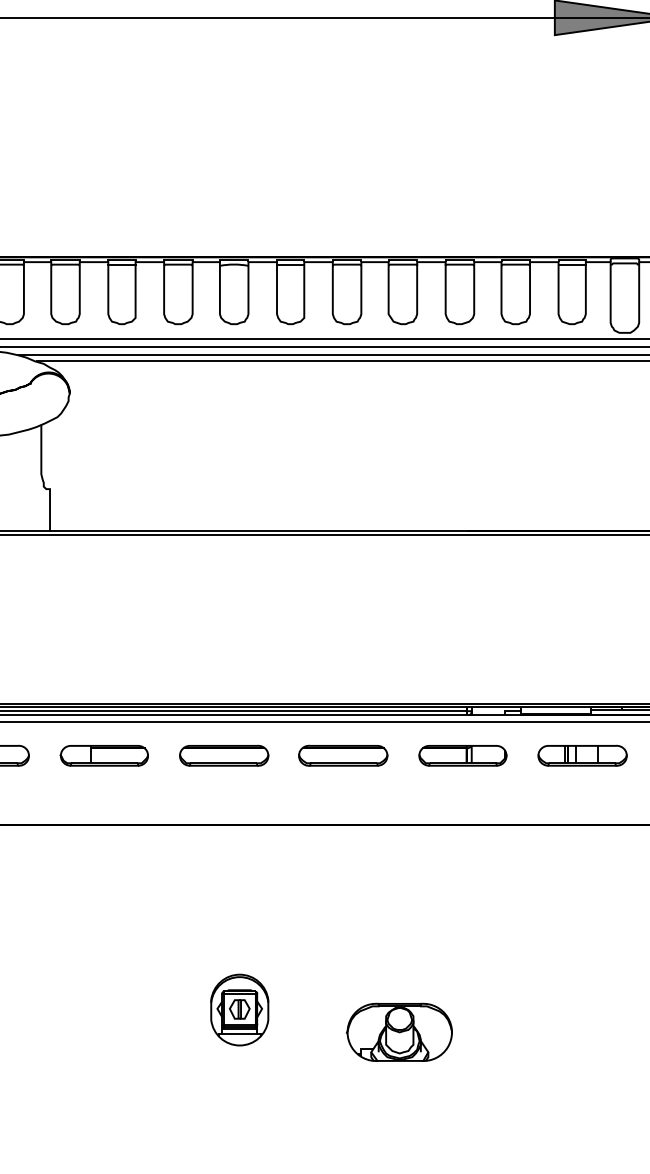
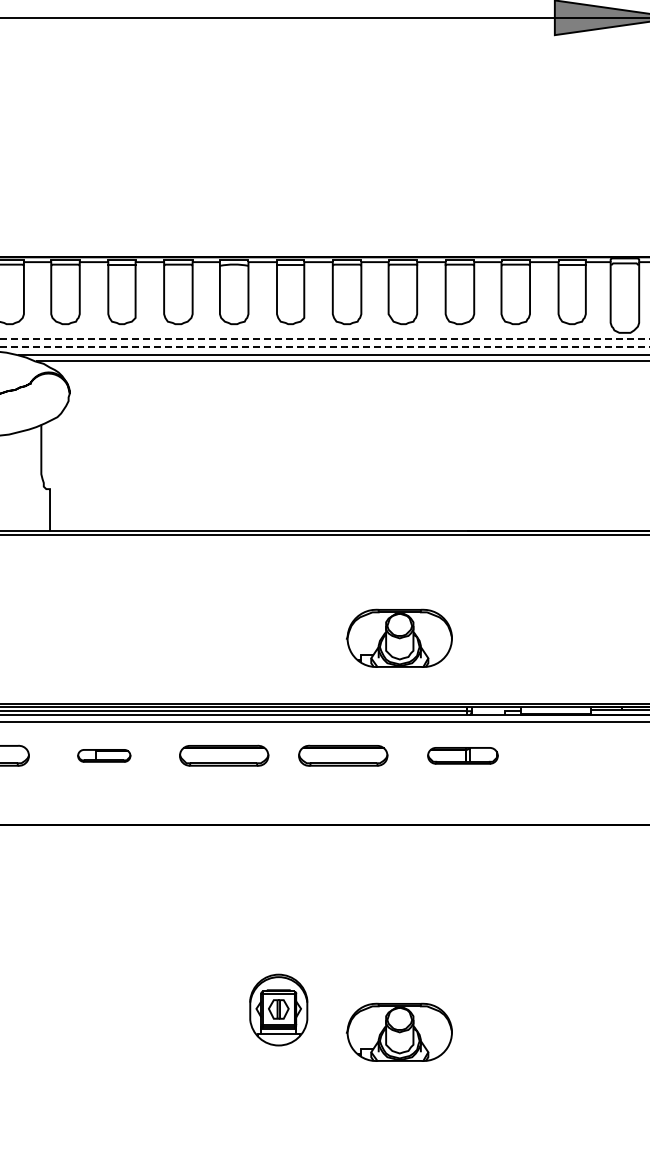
line: solid -> dashed (324, 339)
line: solid -> dashed (324, 346)
part: none -> present (399, 637)
part size: 90x22 px -> 55x14 px (104, 755)
part size: 90x22 px -> 72x18 px (462, 755)
part: present -> none (582, 755)
part position: (239, 1009) -> (278, 1009) (278, 1009)
